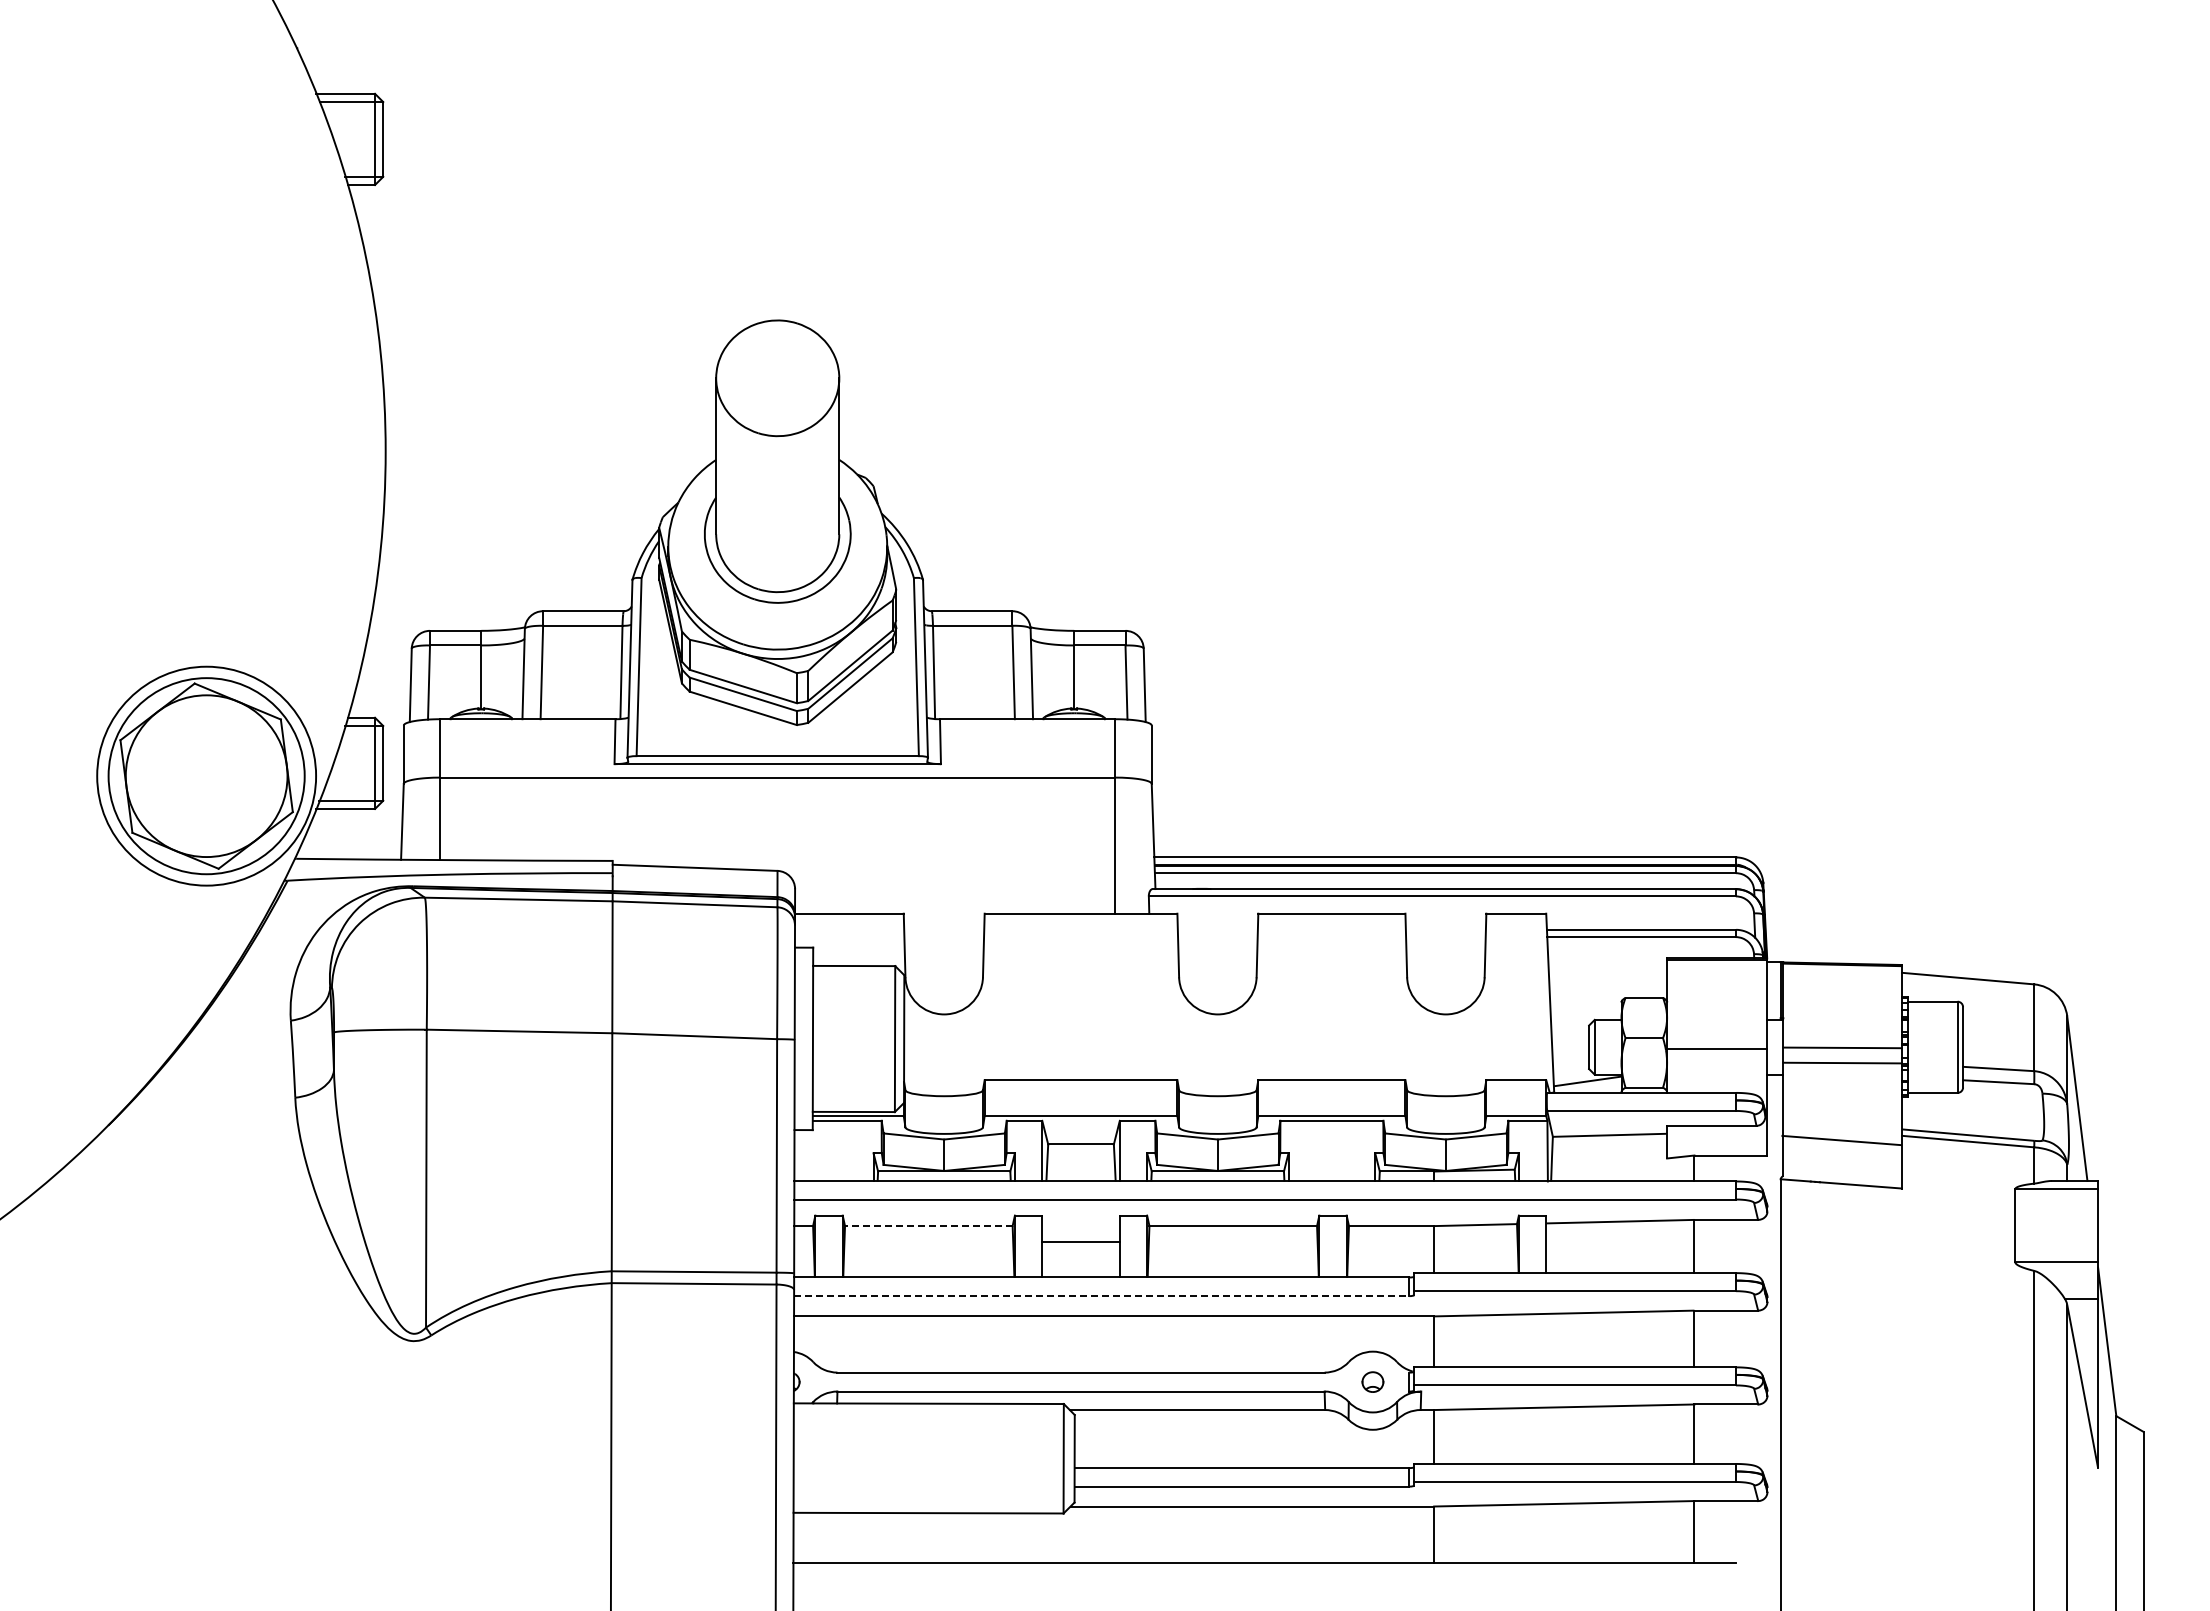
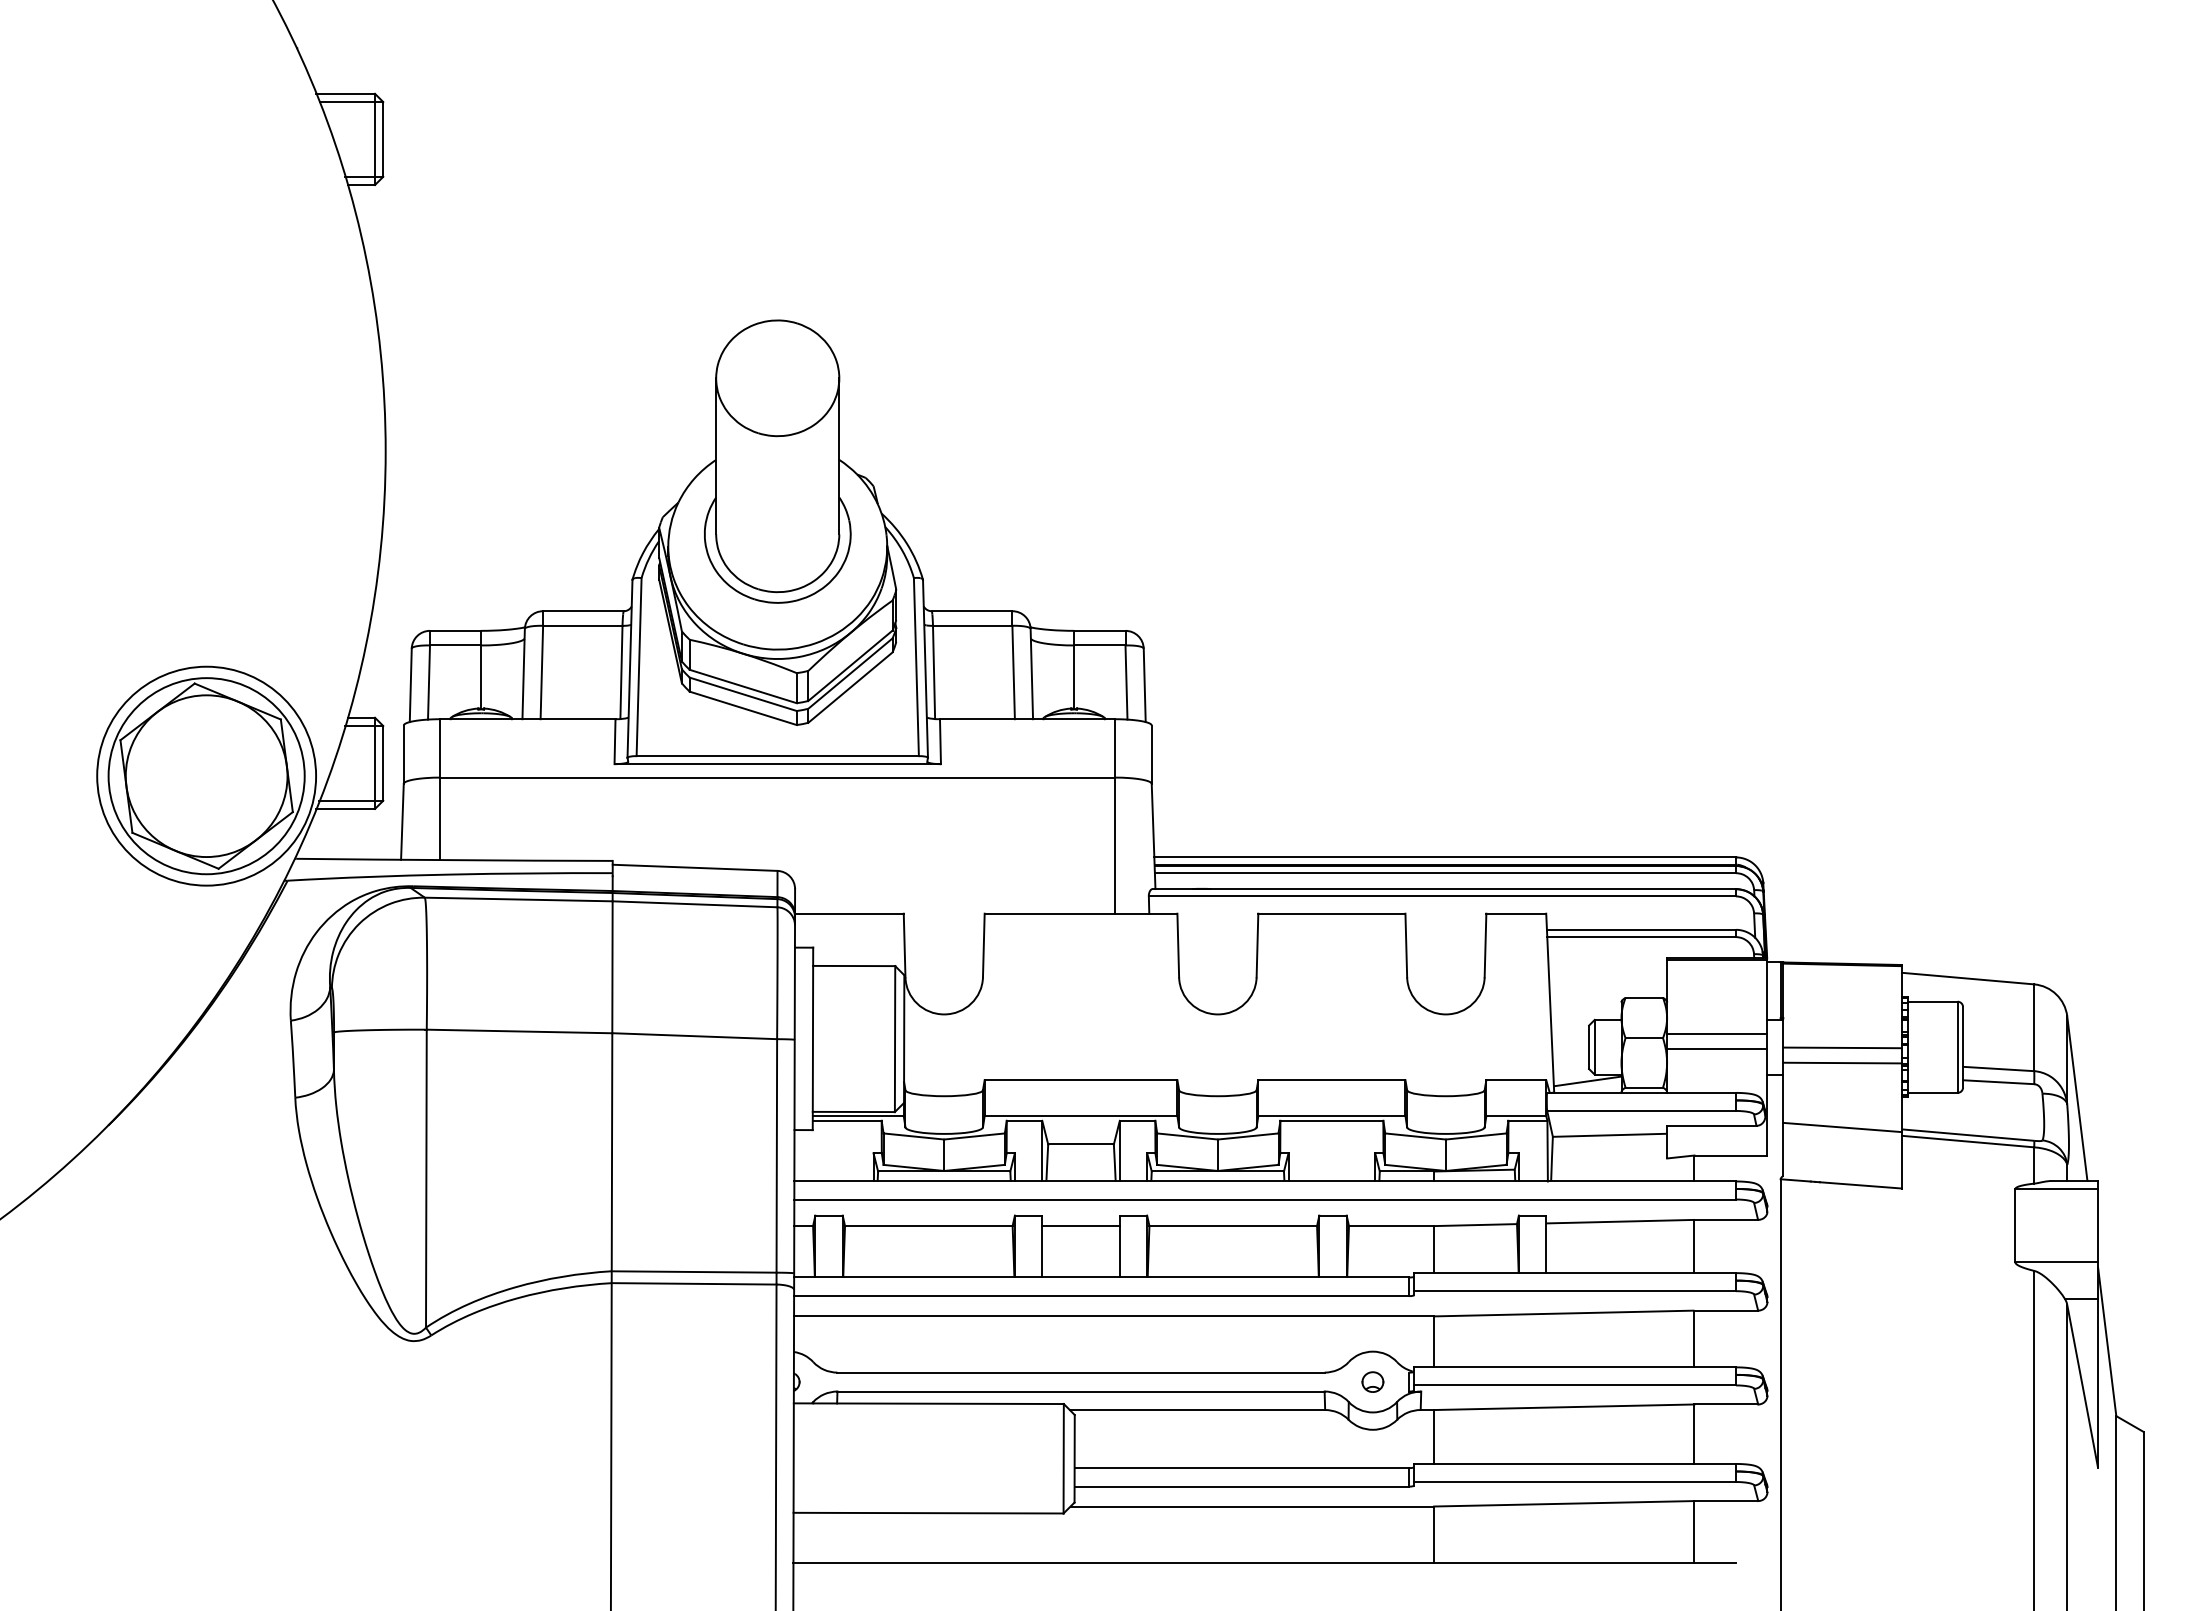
line: none -> present (1717, 1033)
line position: (1841, 1140) -> (1842, 1127) (1842, 1127)
line: dashed -> solid (928, 1226)
line position: (1080, 1242) -> (1080, 1226) (1080, 1226)
line: dashed -> solid (1101, 1296)
